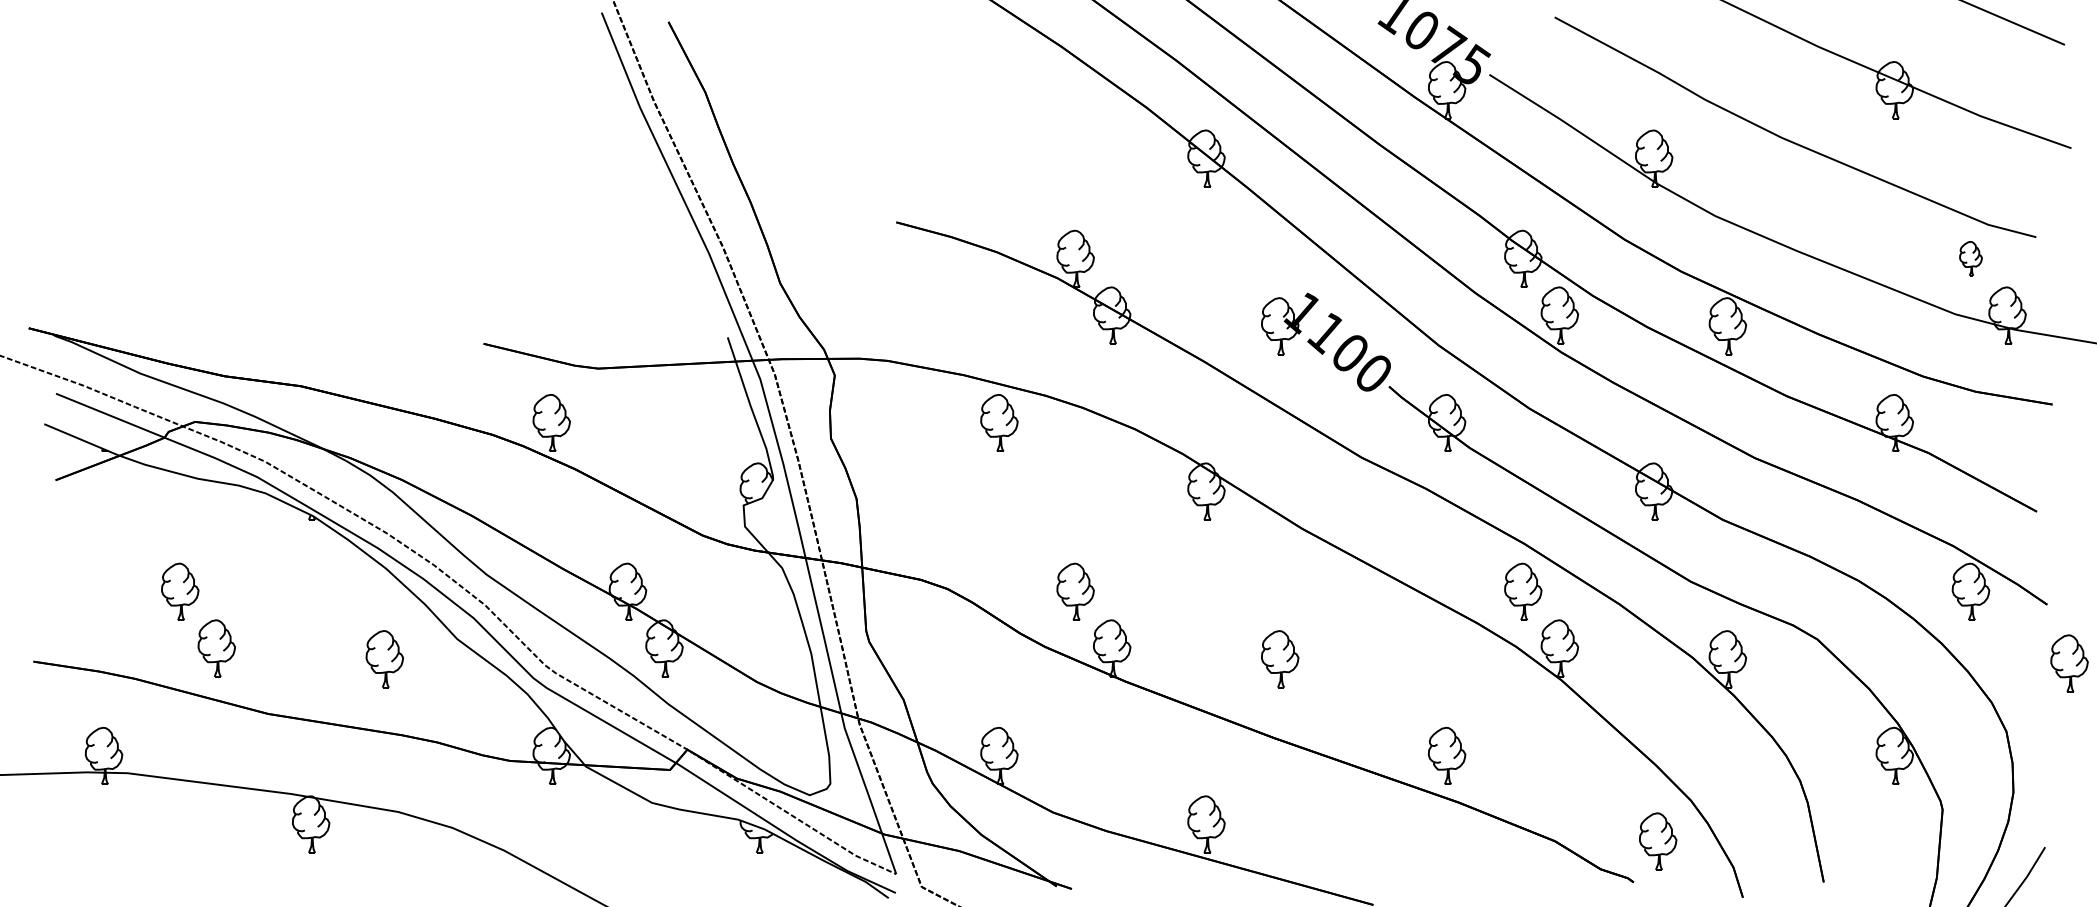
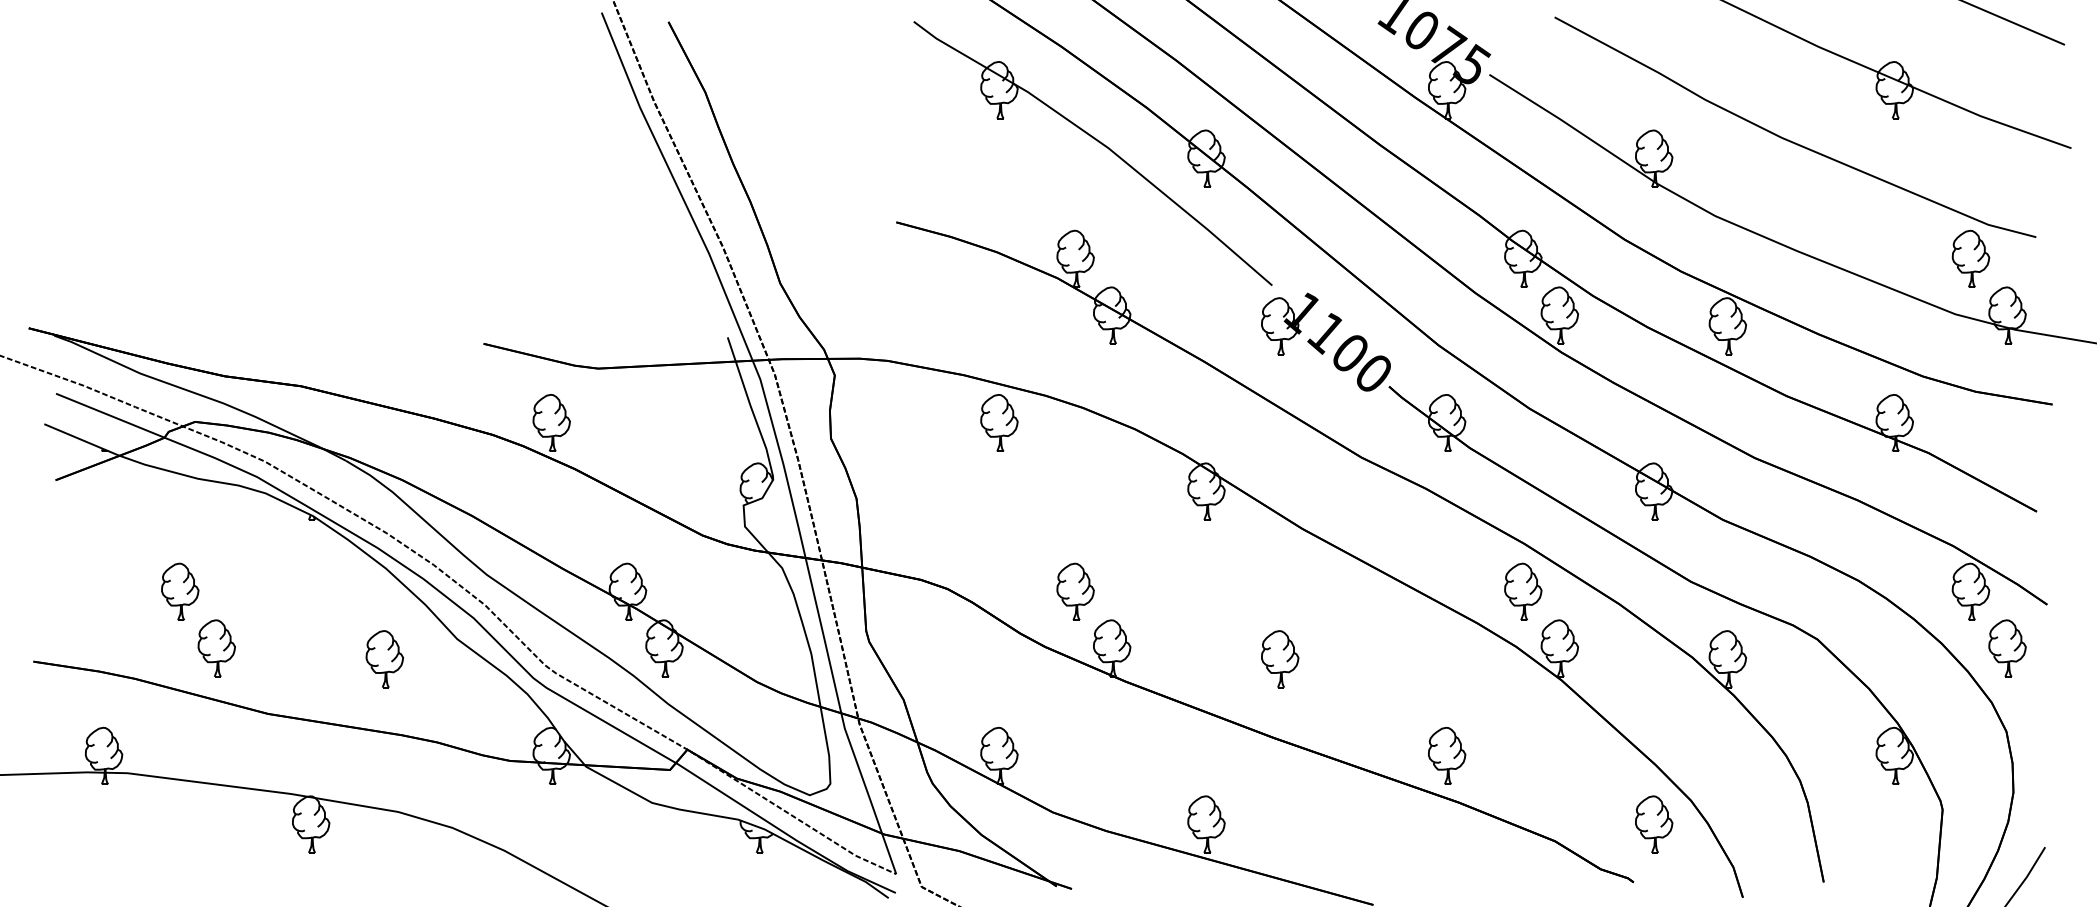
part: none -> present (1099, 143)
part size: 24x36 px -> 40x59 px (1970, 258)
part position: (2069, 663) -> (2007, 648) (2007, 648)
part position: (1658, 841) -> (1654, 824) (1654, 824)
